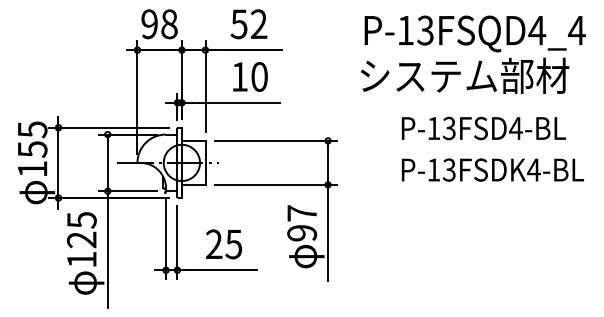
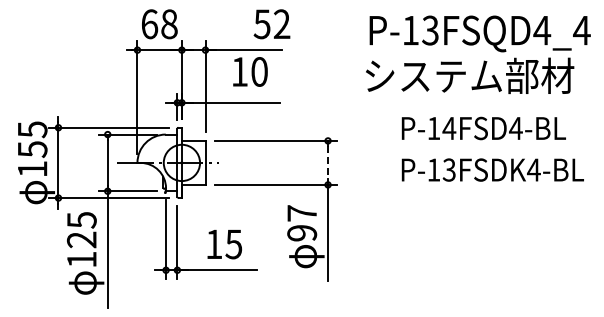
text: 98 -> 68 (149, 24)
text position: (248, 24) -> (271, 24) (271, 24)
text position: (473, 54) -> (478, 54) (478, 54)
text position: (250, 76) -> (250, 71) (250, 71)
text: P-13FSD4-BL -> P-14FSD4-BL (449, 128)
line: solid -> dashed (328, 162)
text: 25 -> 15 (214, 243)
